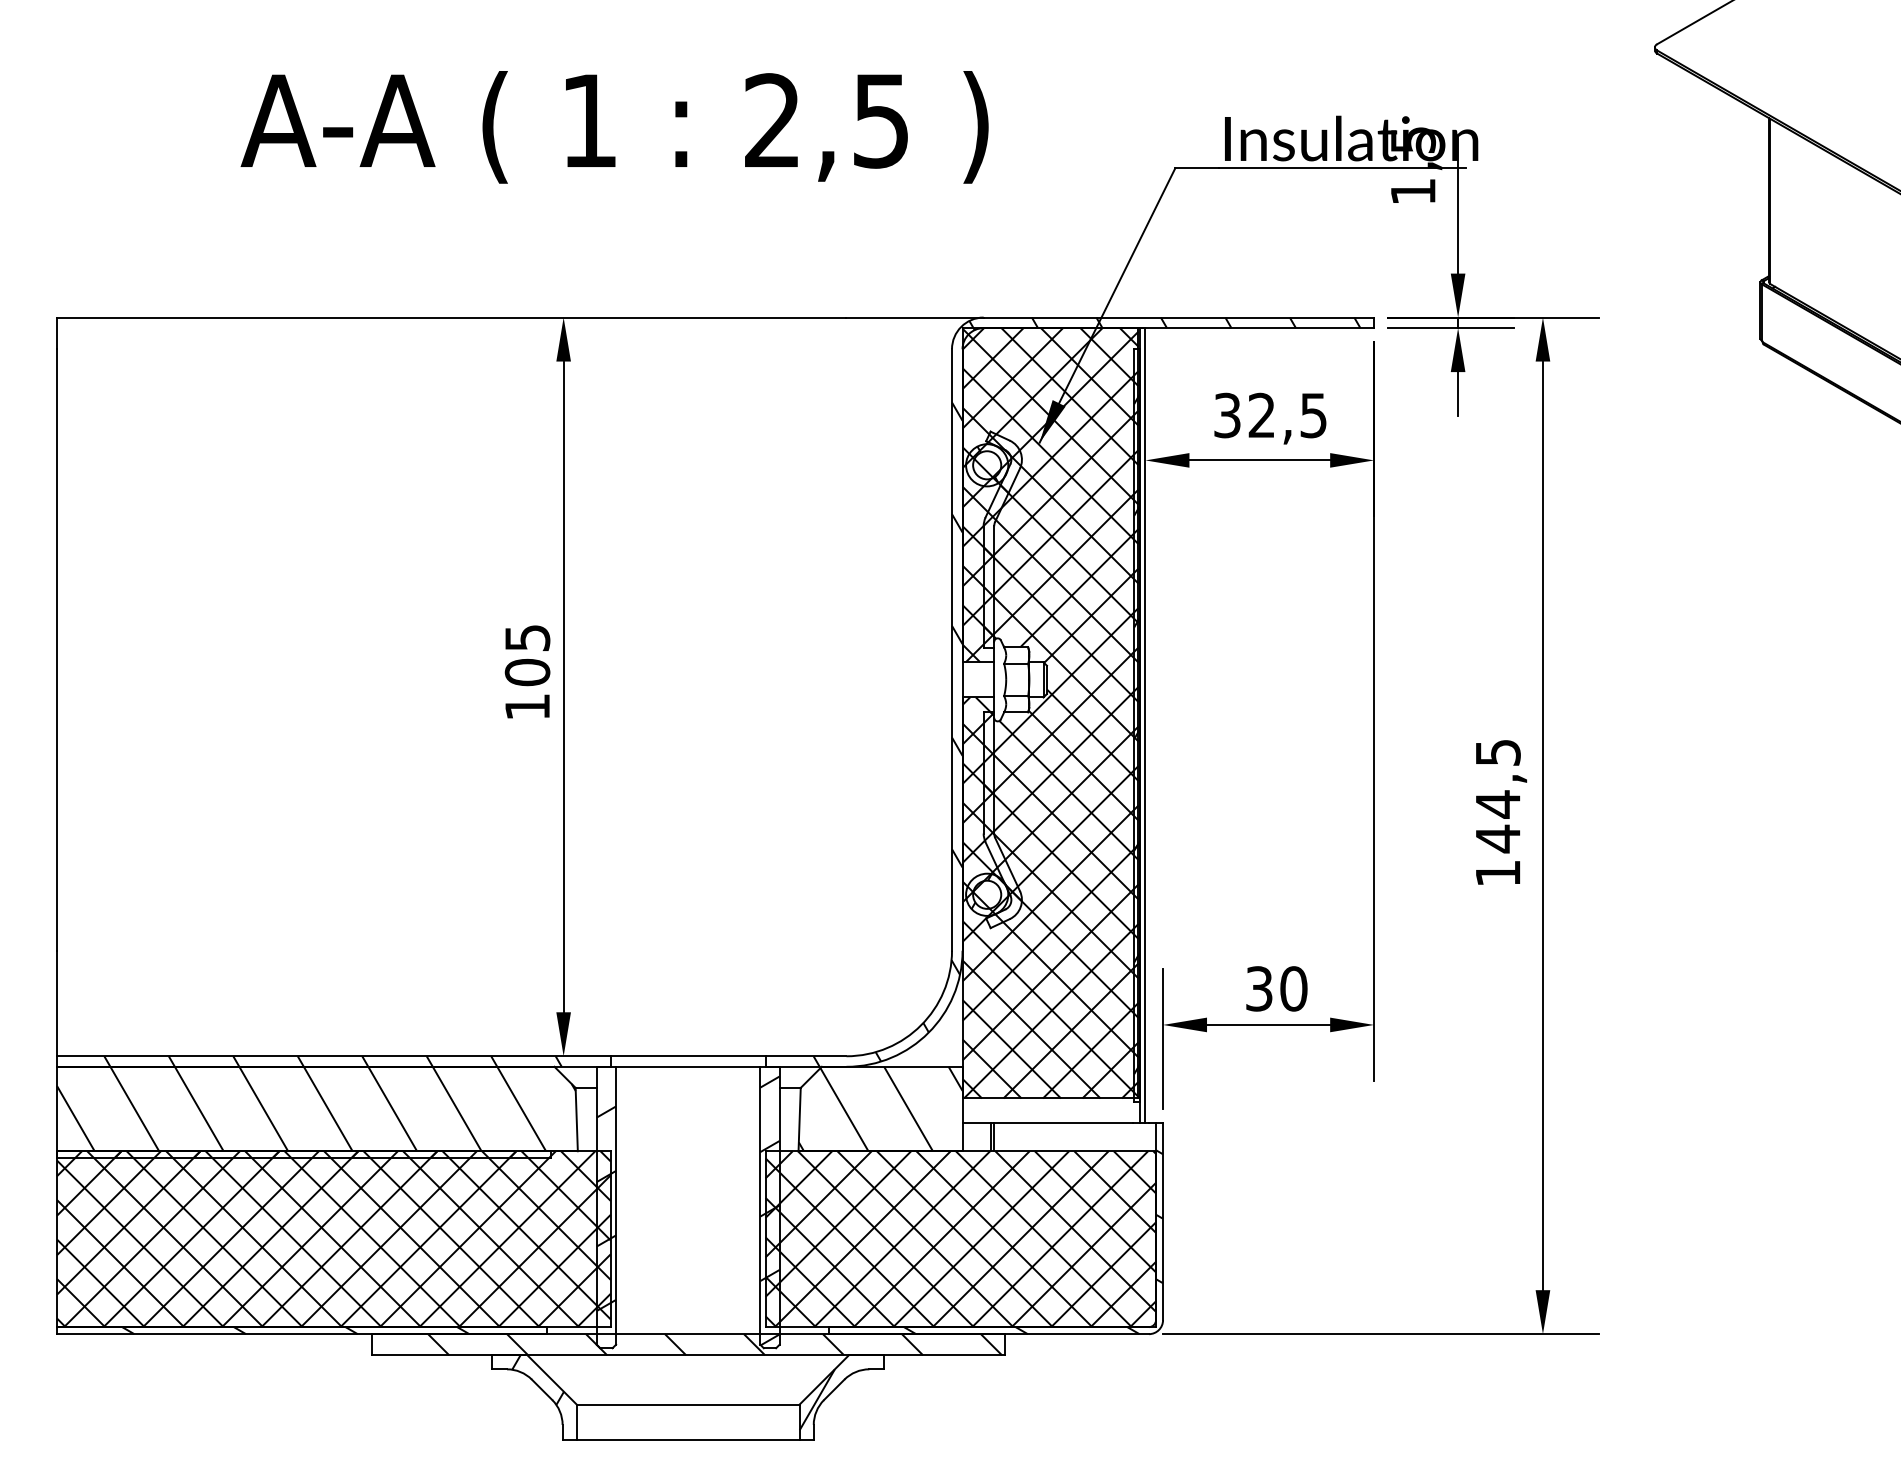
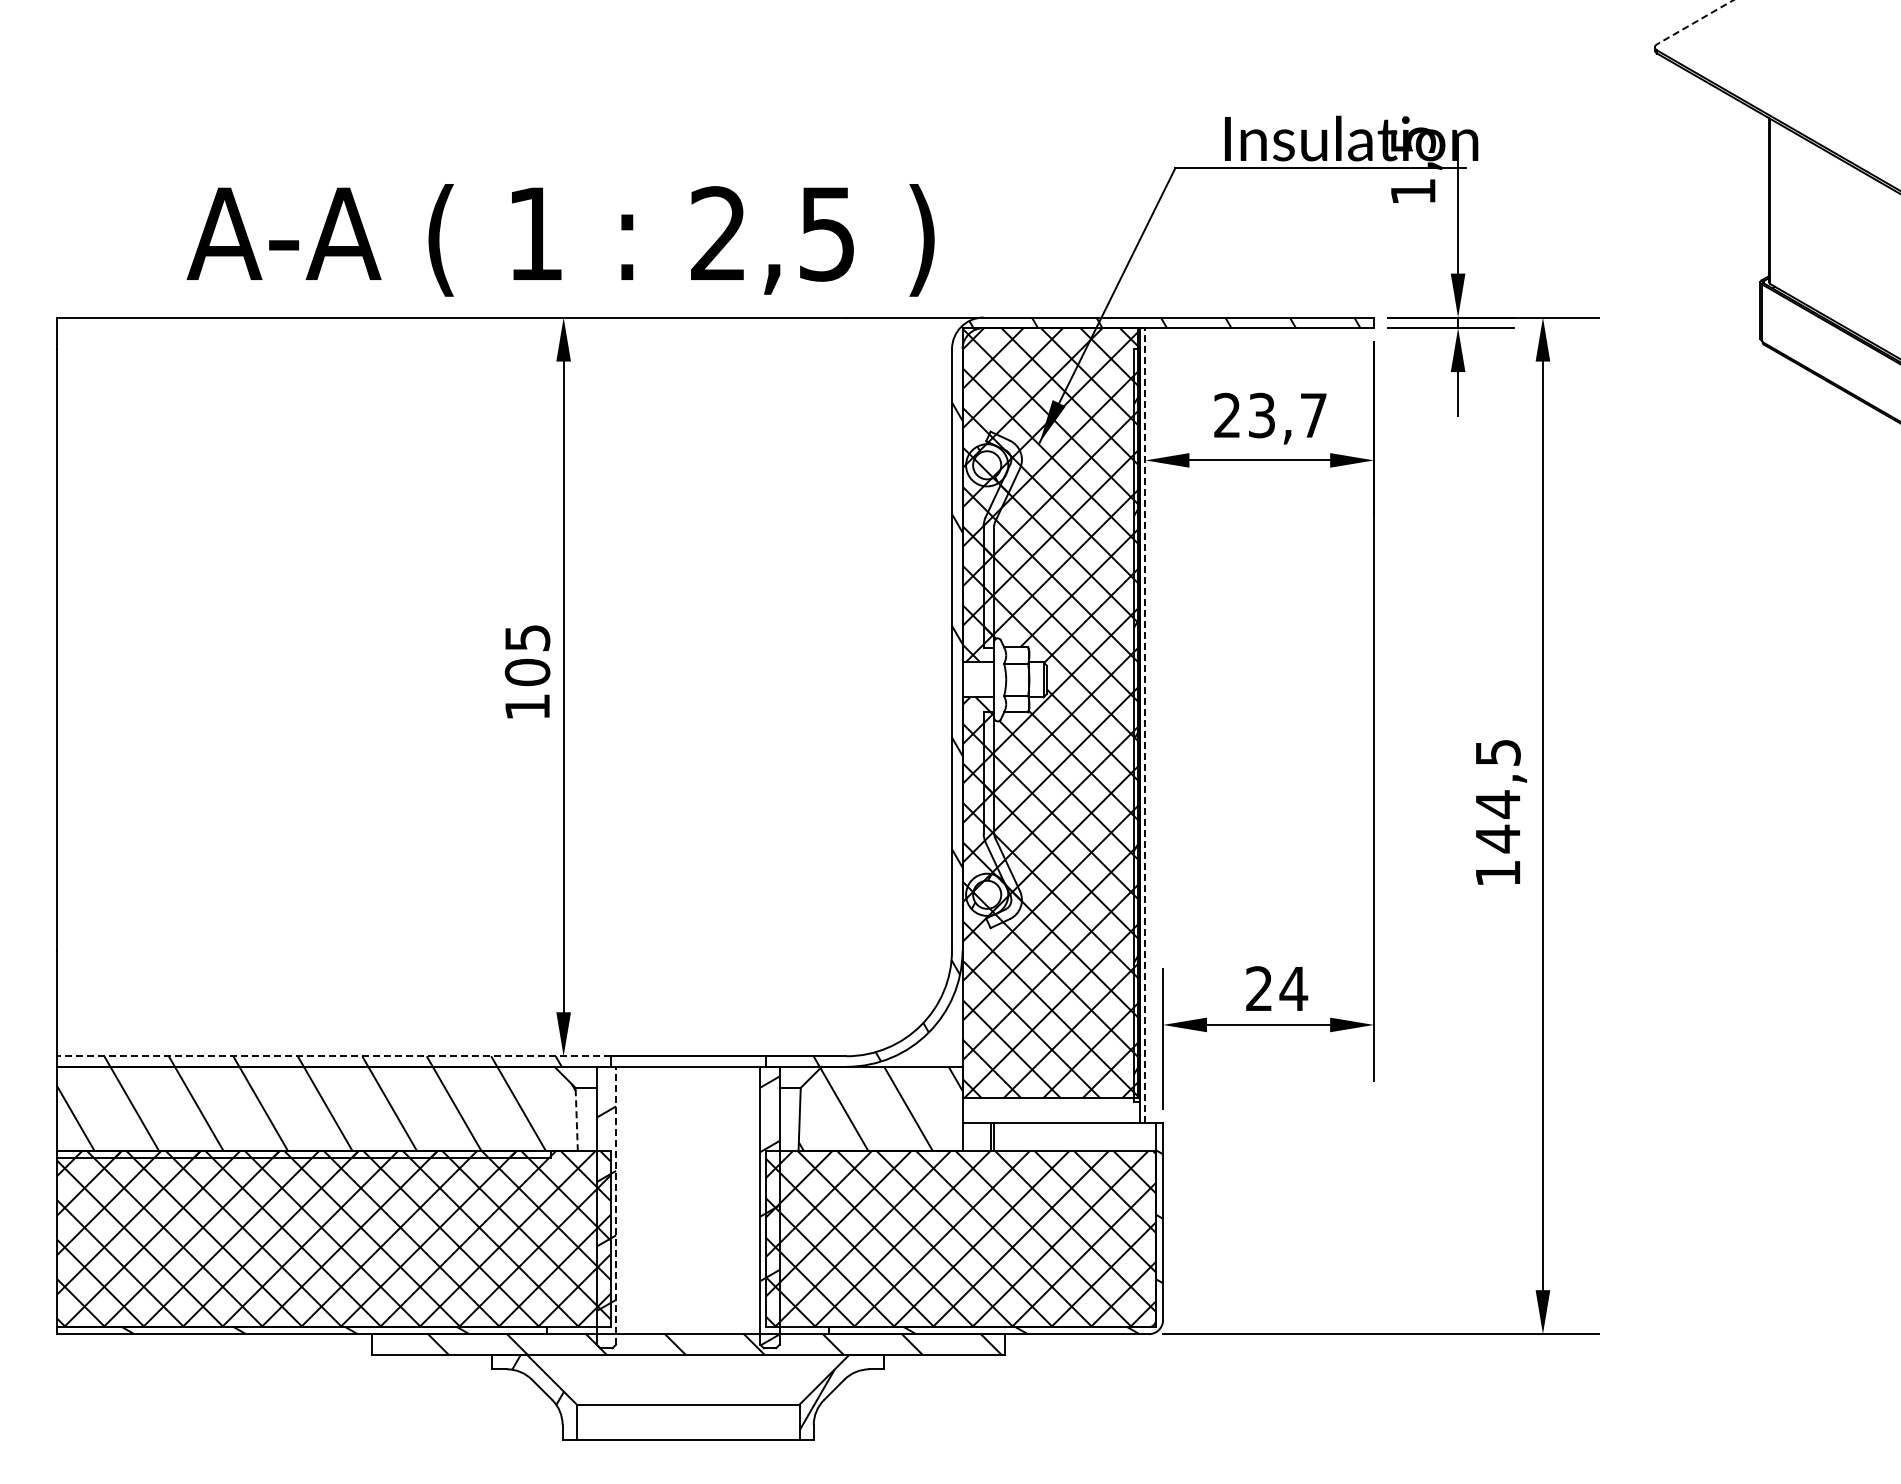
line: solid -> dashed (1695, 22)
text position: (614, 127) -> (560, 240) (560, 240)
text: 32,5 -> 23,7 (1270, 415)
line: solid -> dashed (1145, 725)
text: 30 -> 24 (1277, 988)
line: solid -> dashed (333, 1056)
line: solid -> dashed (576, 1119)
line: solid -> dashed (616, 1205)
